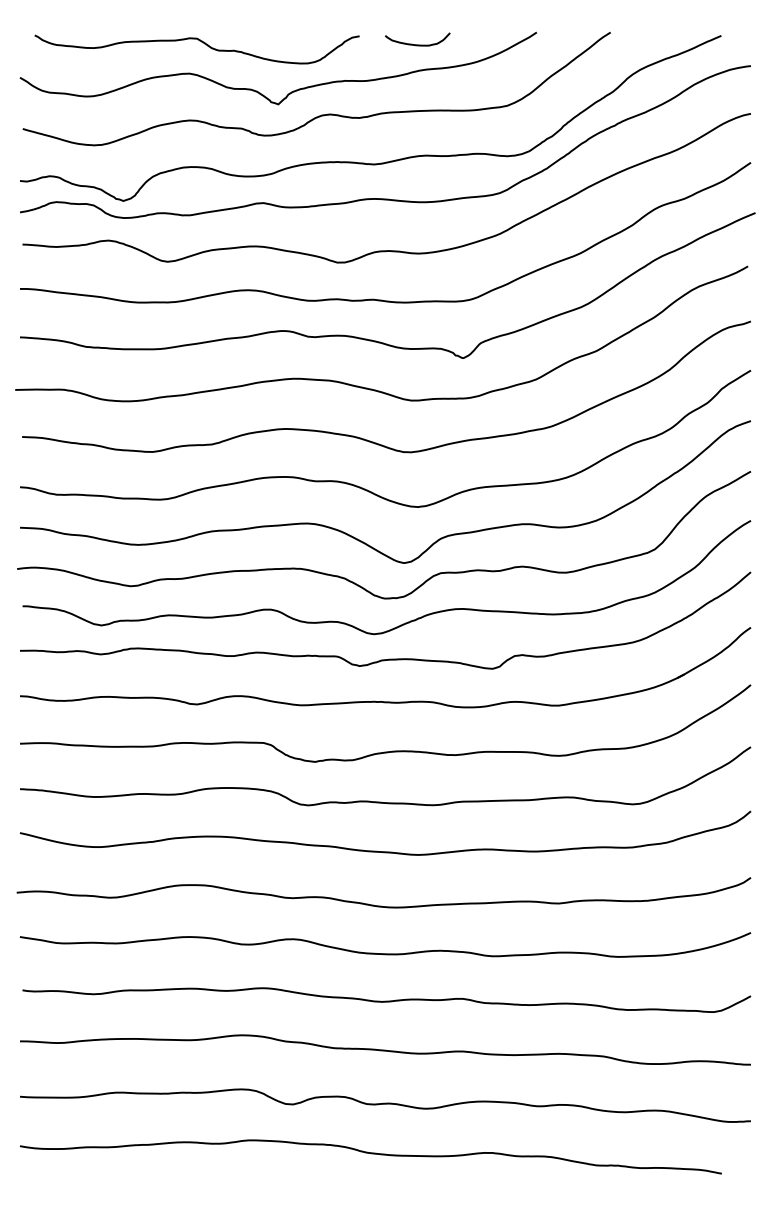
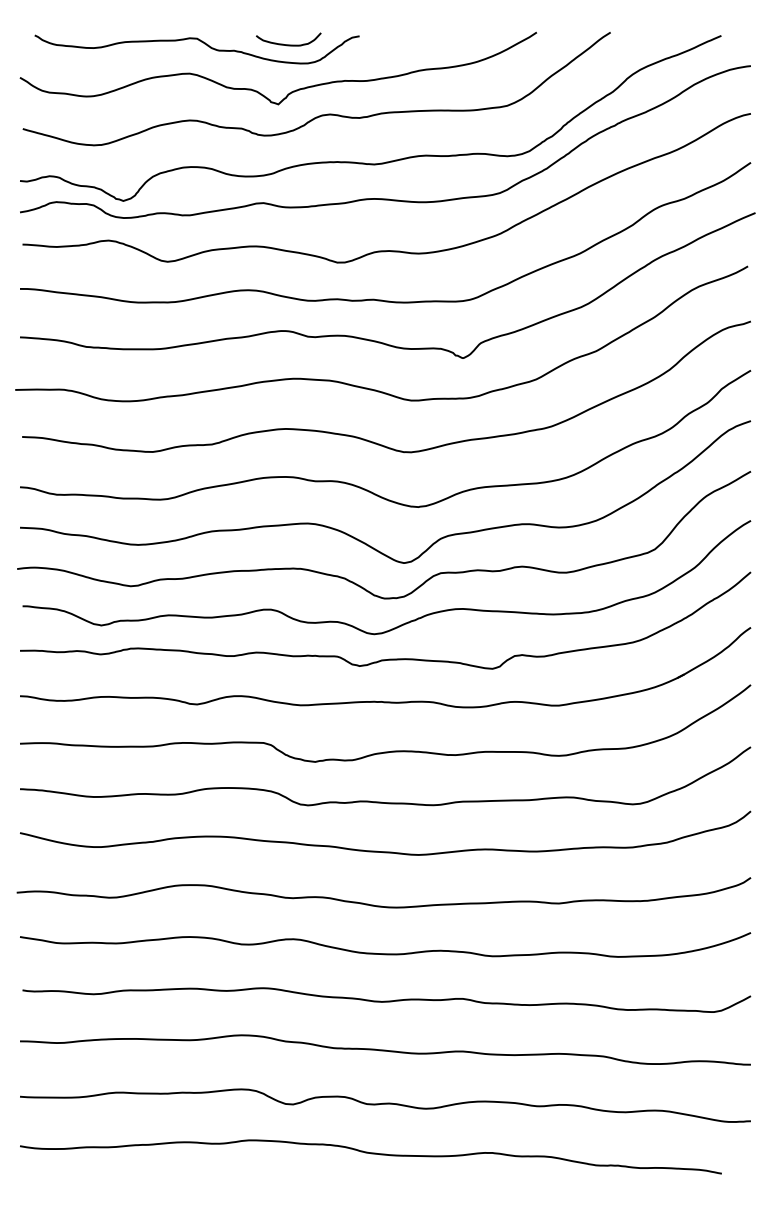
curve position: (417, 44) -> (288, 44) (288, 44)
